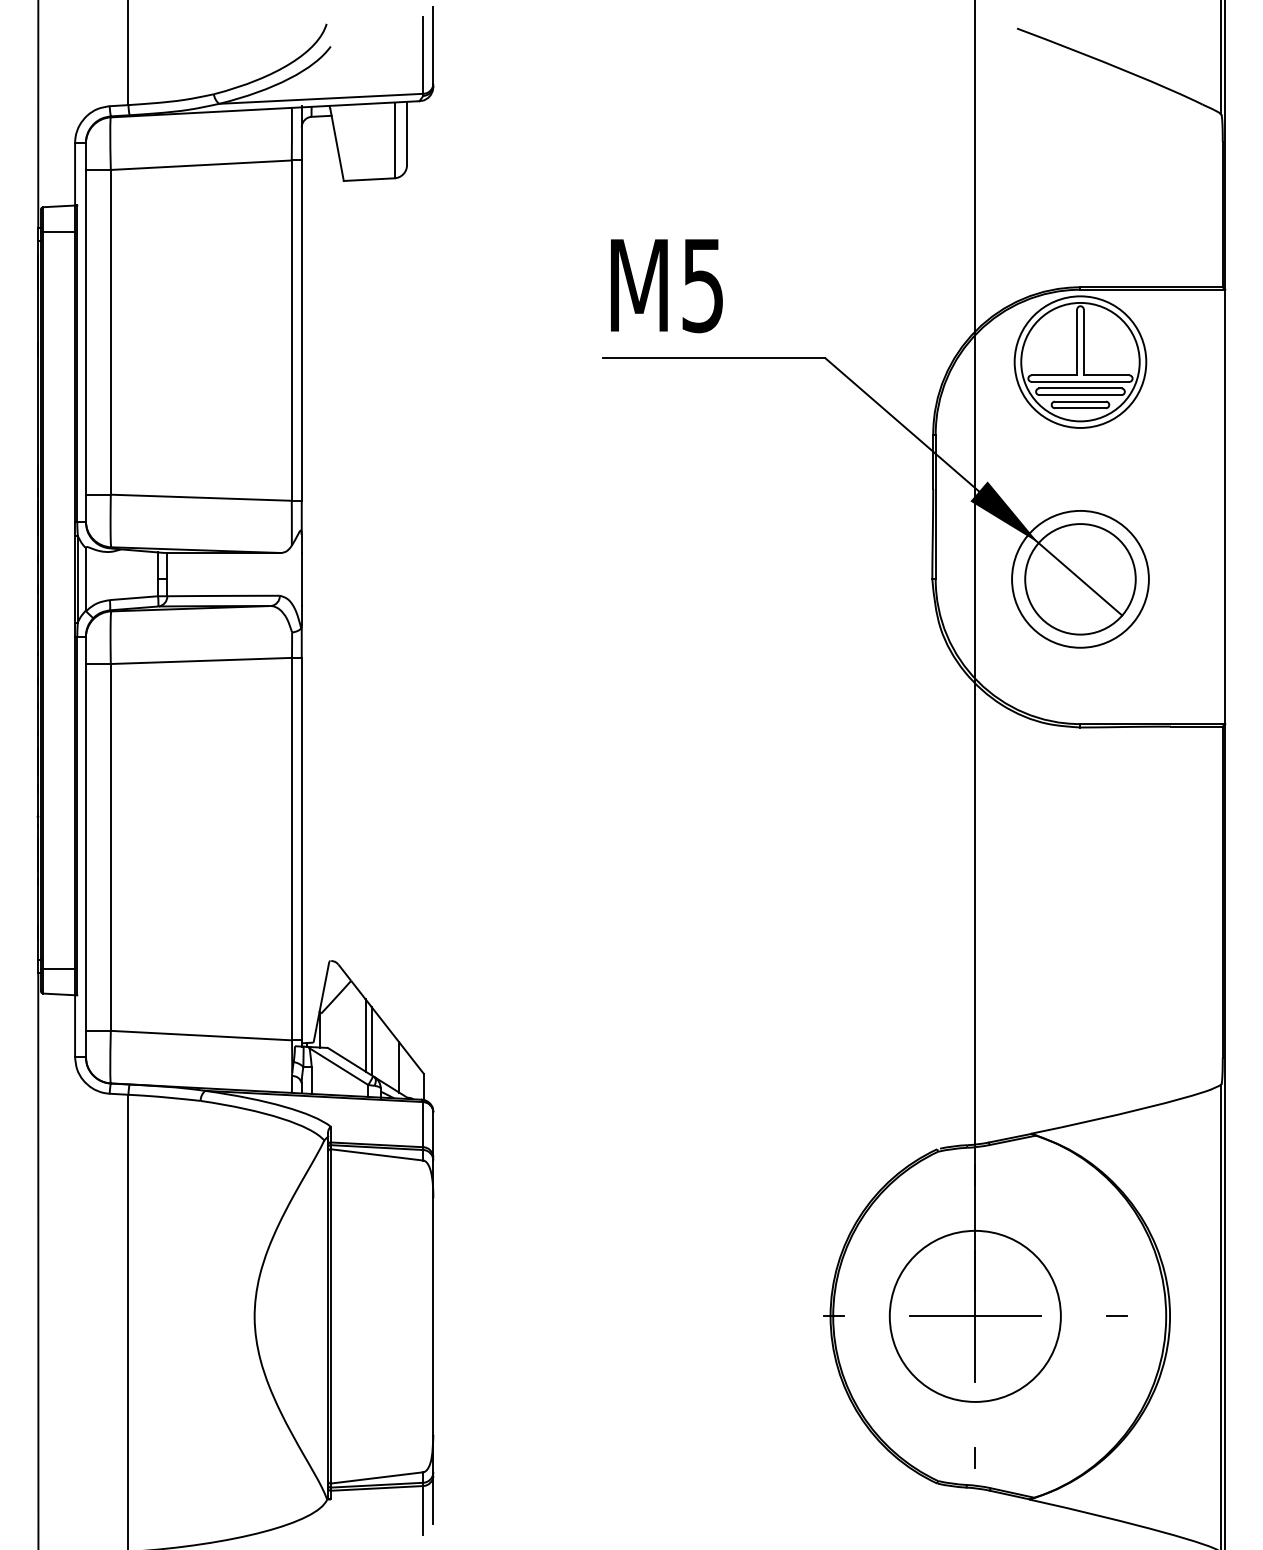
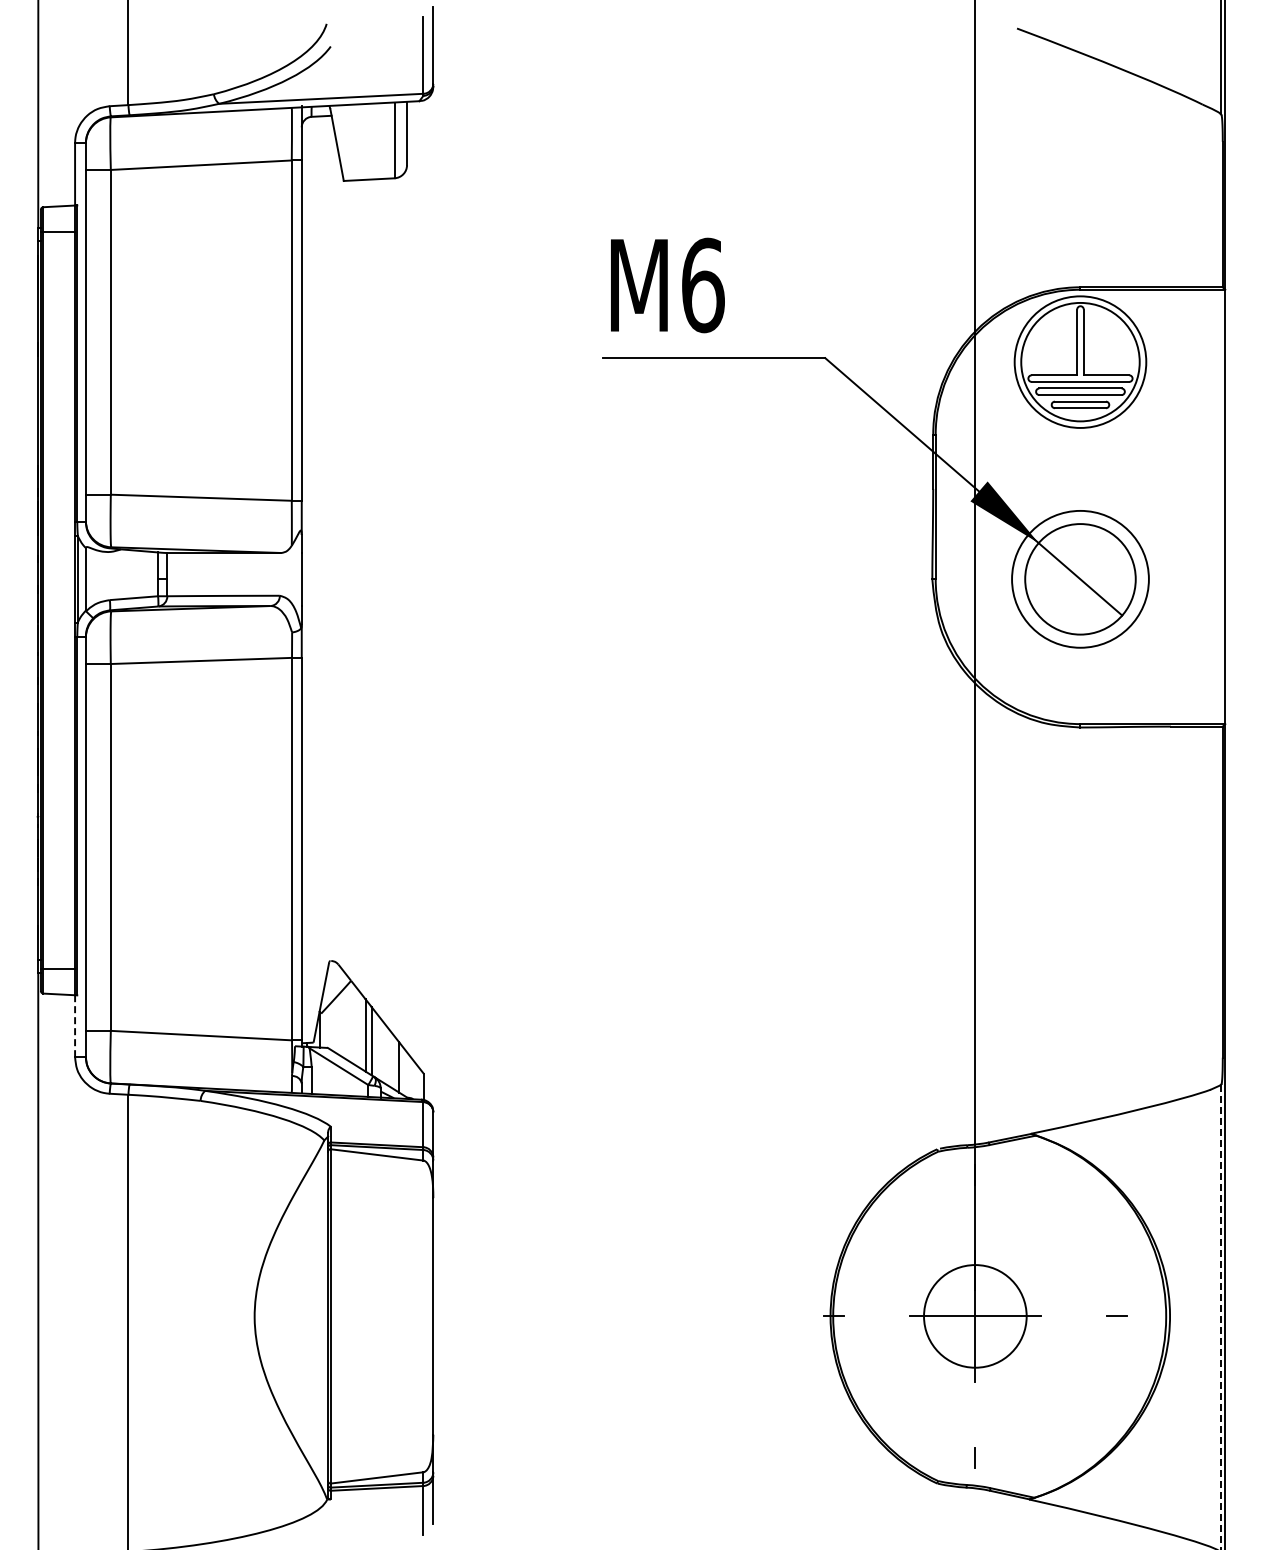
text: M5 -> M6 (703, 285)
line: solid -> dashed (75, 1026)
circle diameter: 171 px -> 103 px (975, 1316)
line: solid -> dashed (1220, 1318)
